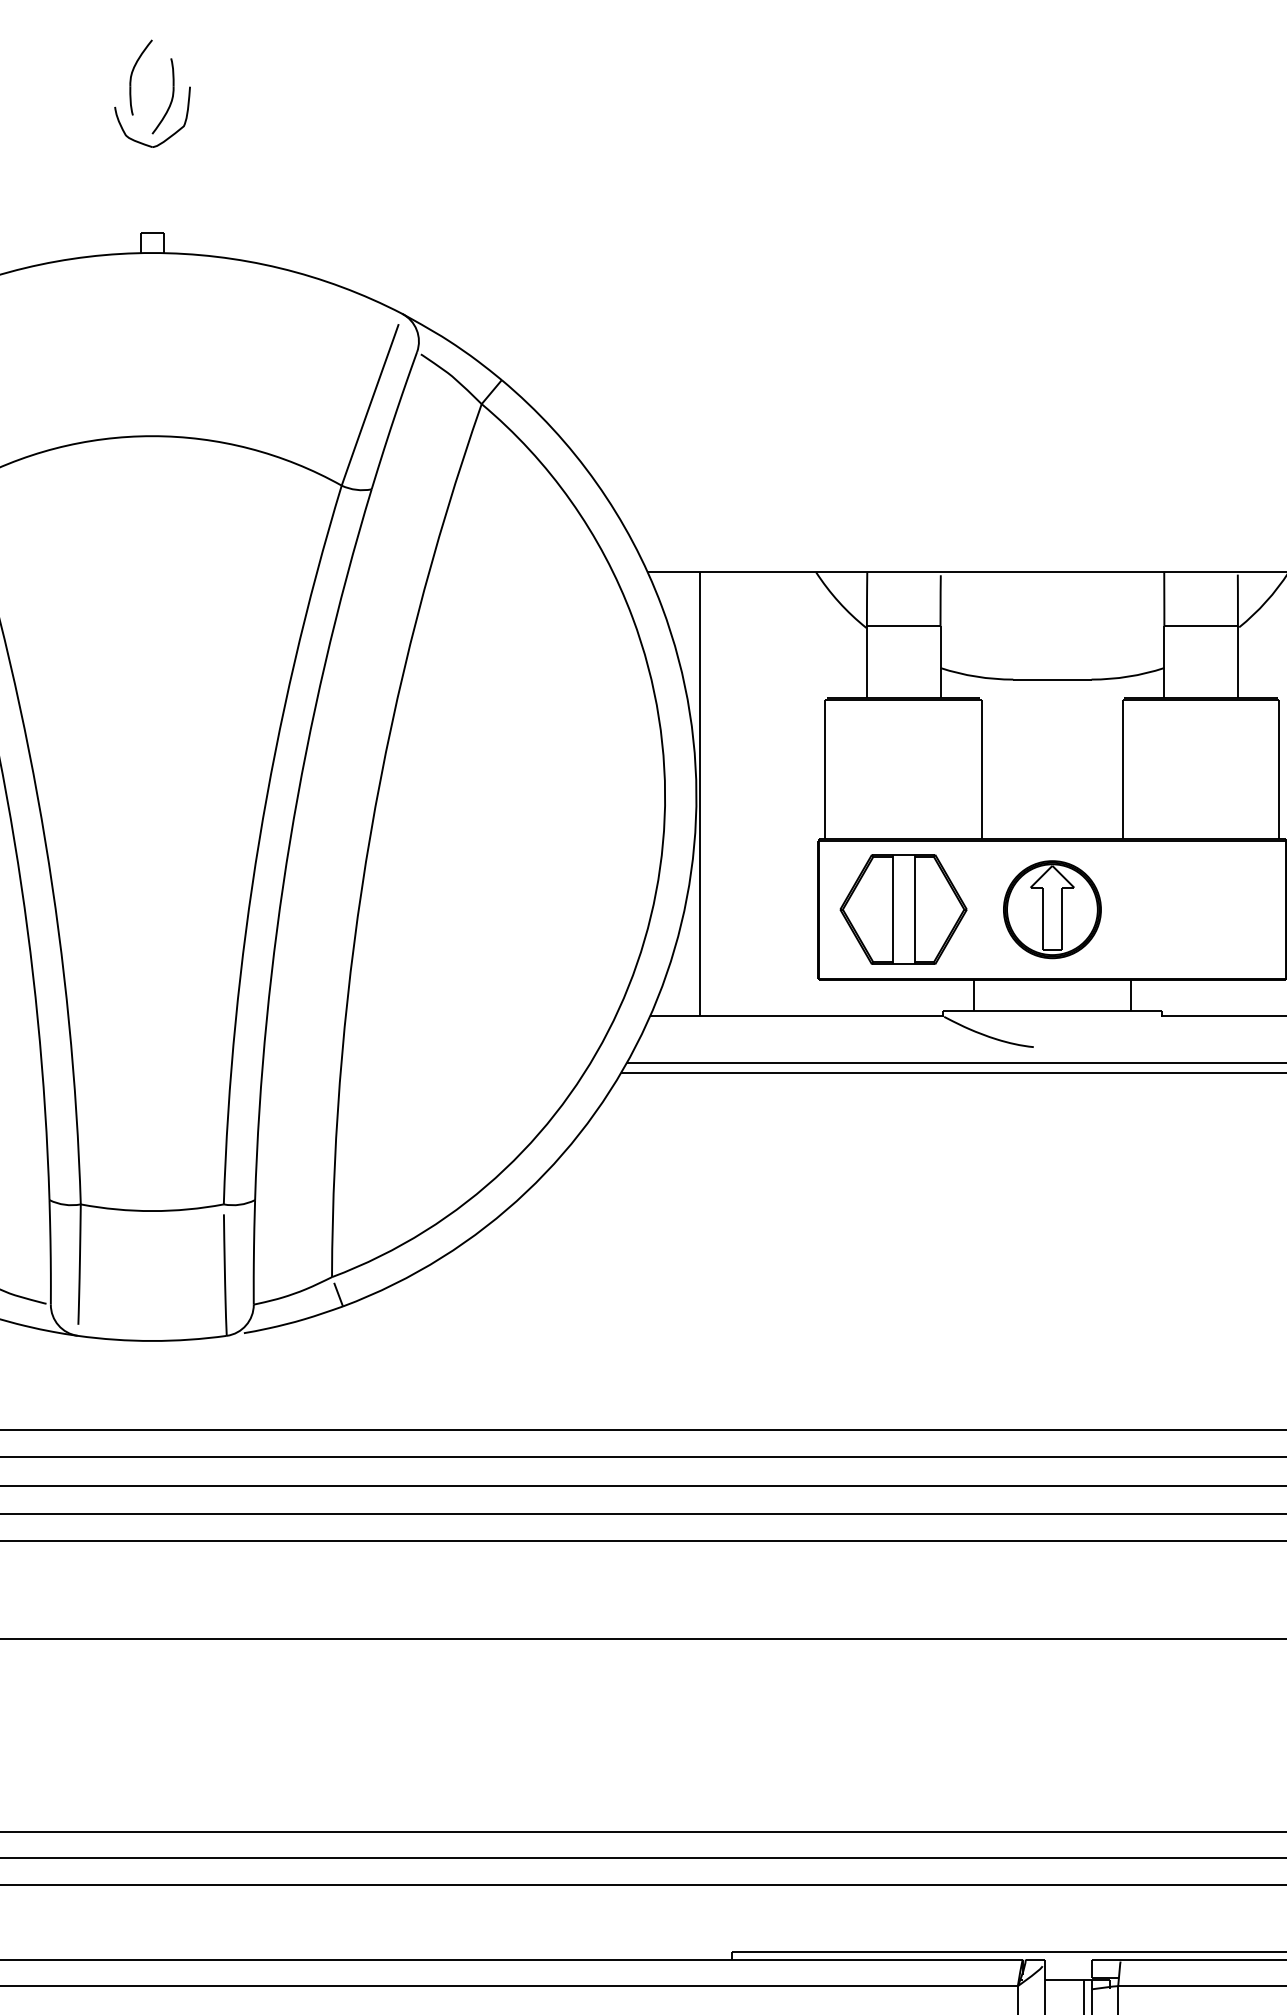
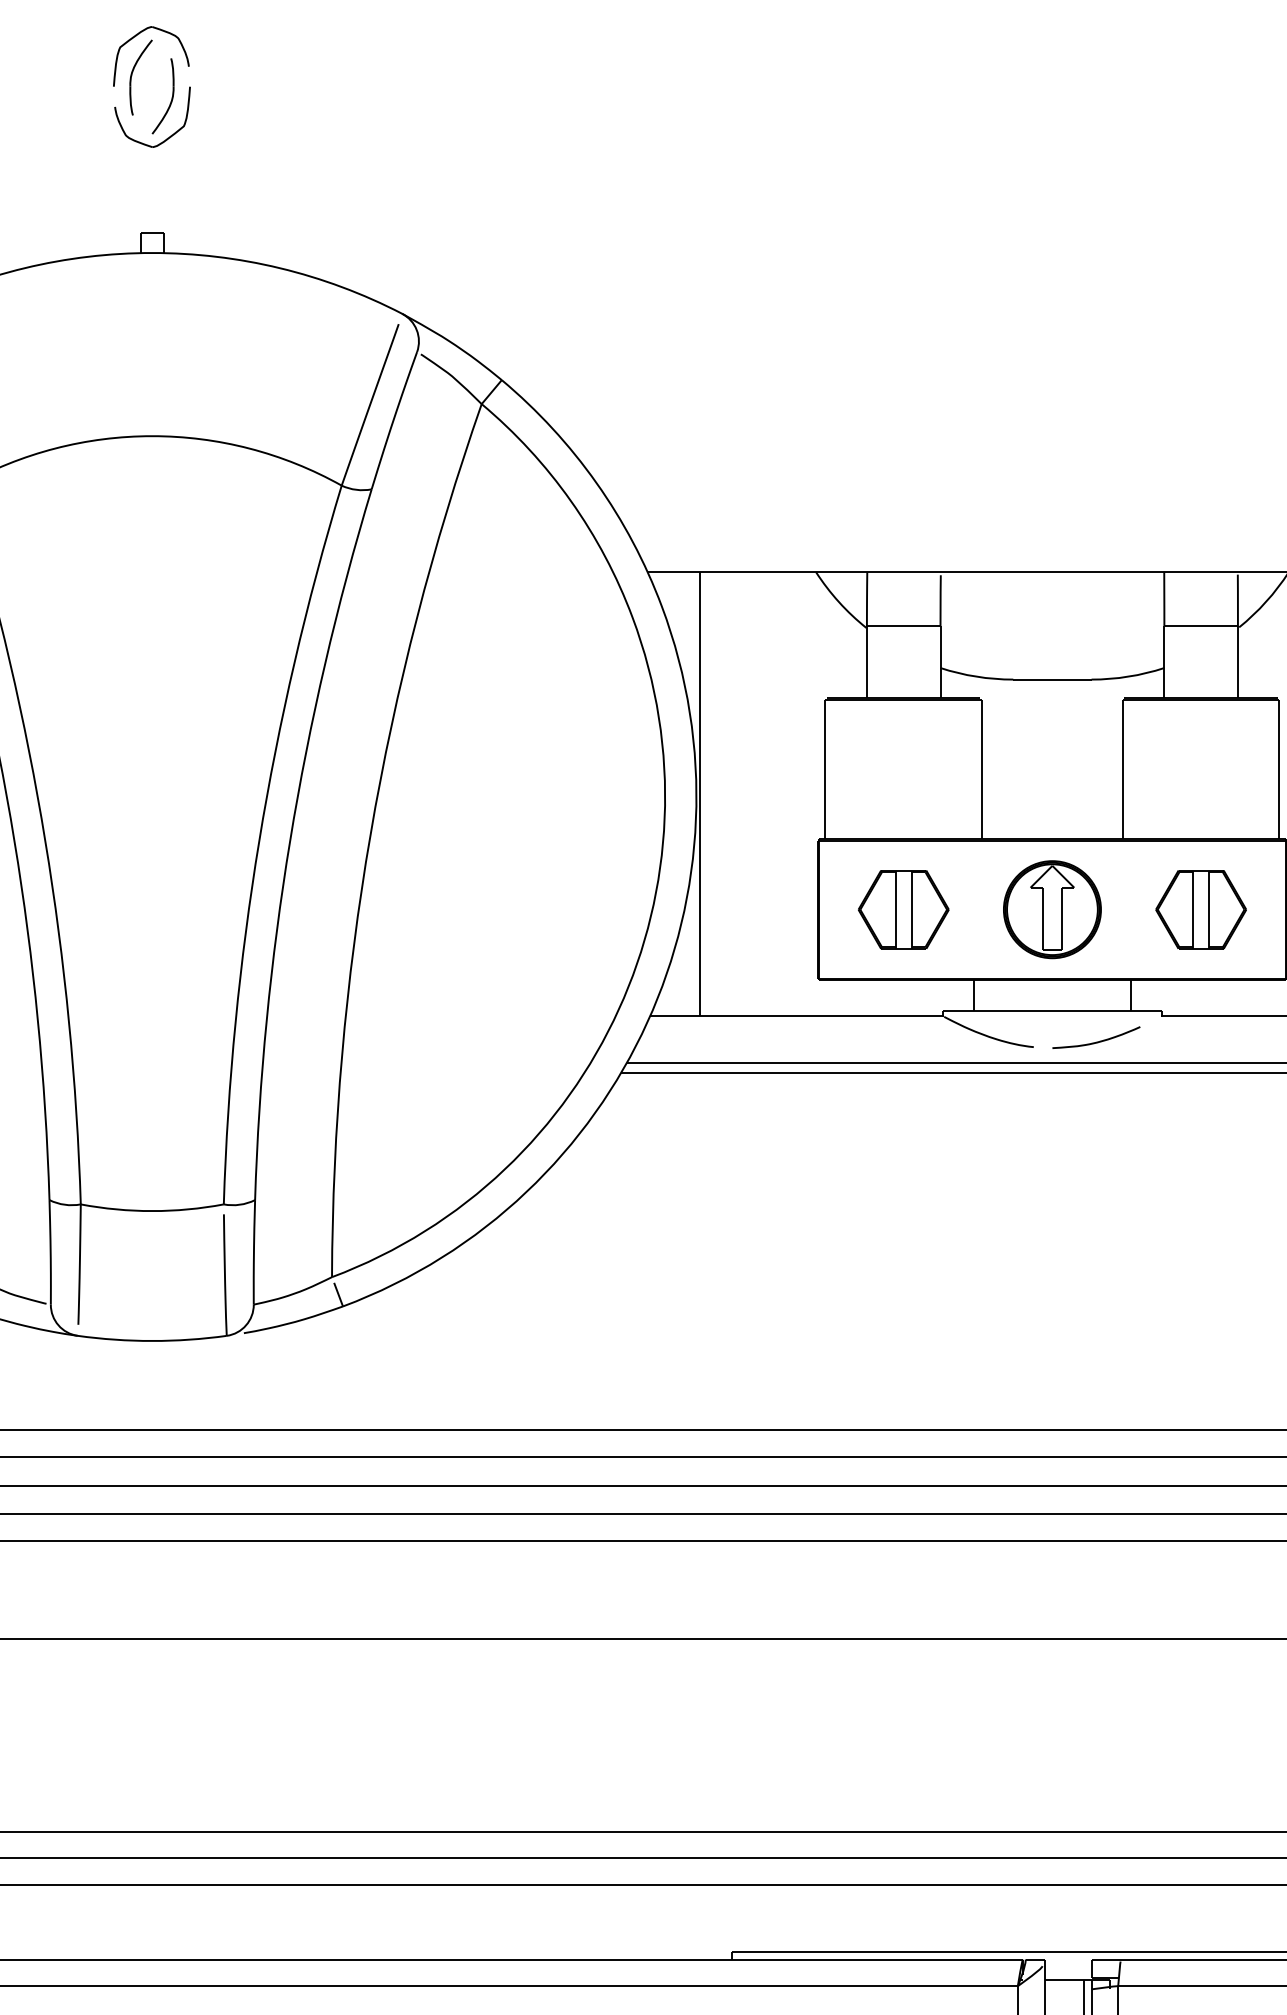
part: none -> present (136, 36)
part size: 129x111 px -> 92x80 px (903, 909)
part: none -> present (1200, 909)
part: none -> present (1096, 1037)
